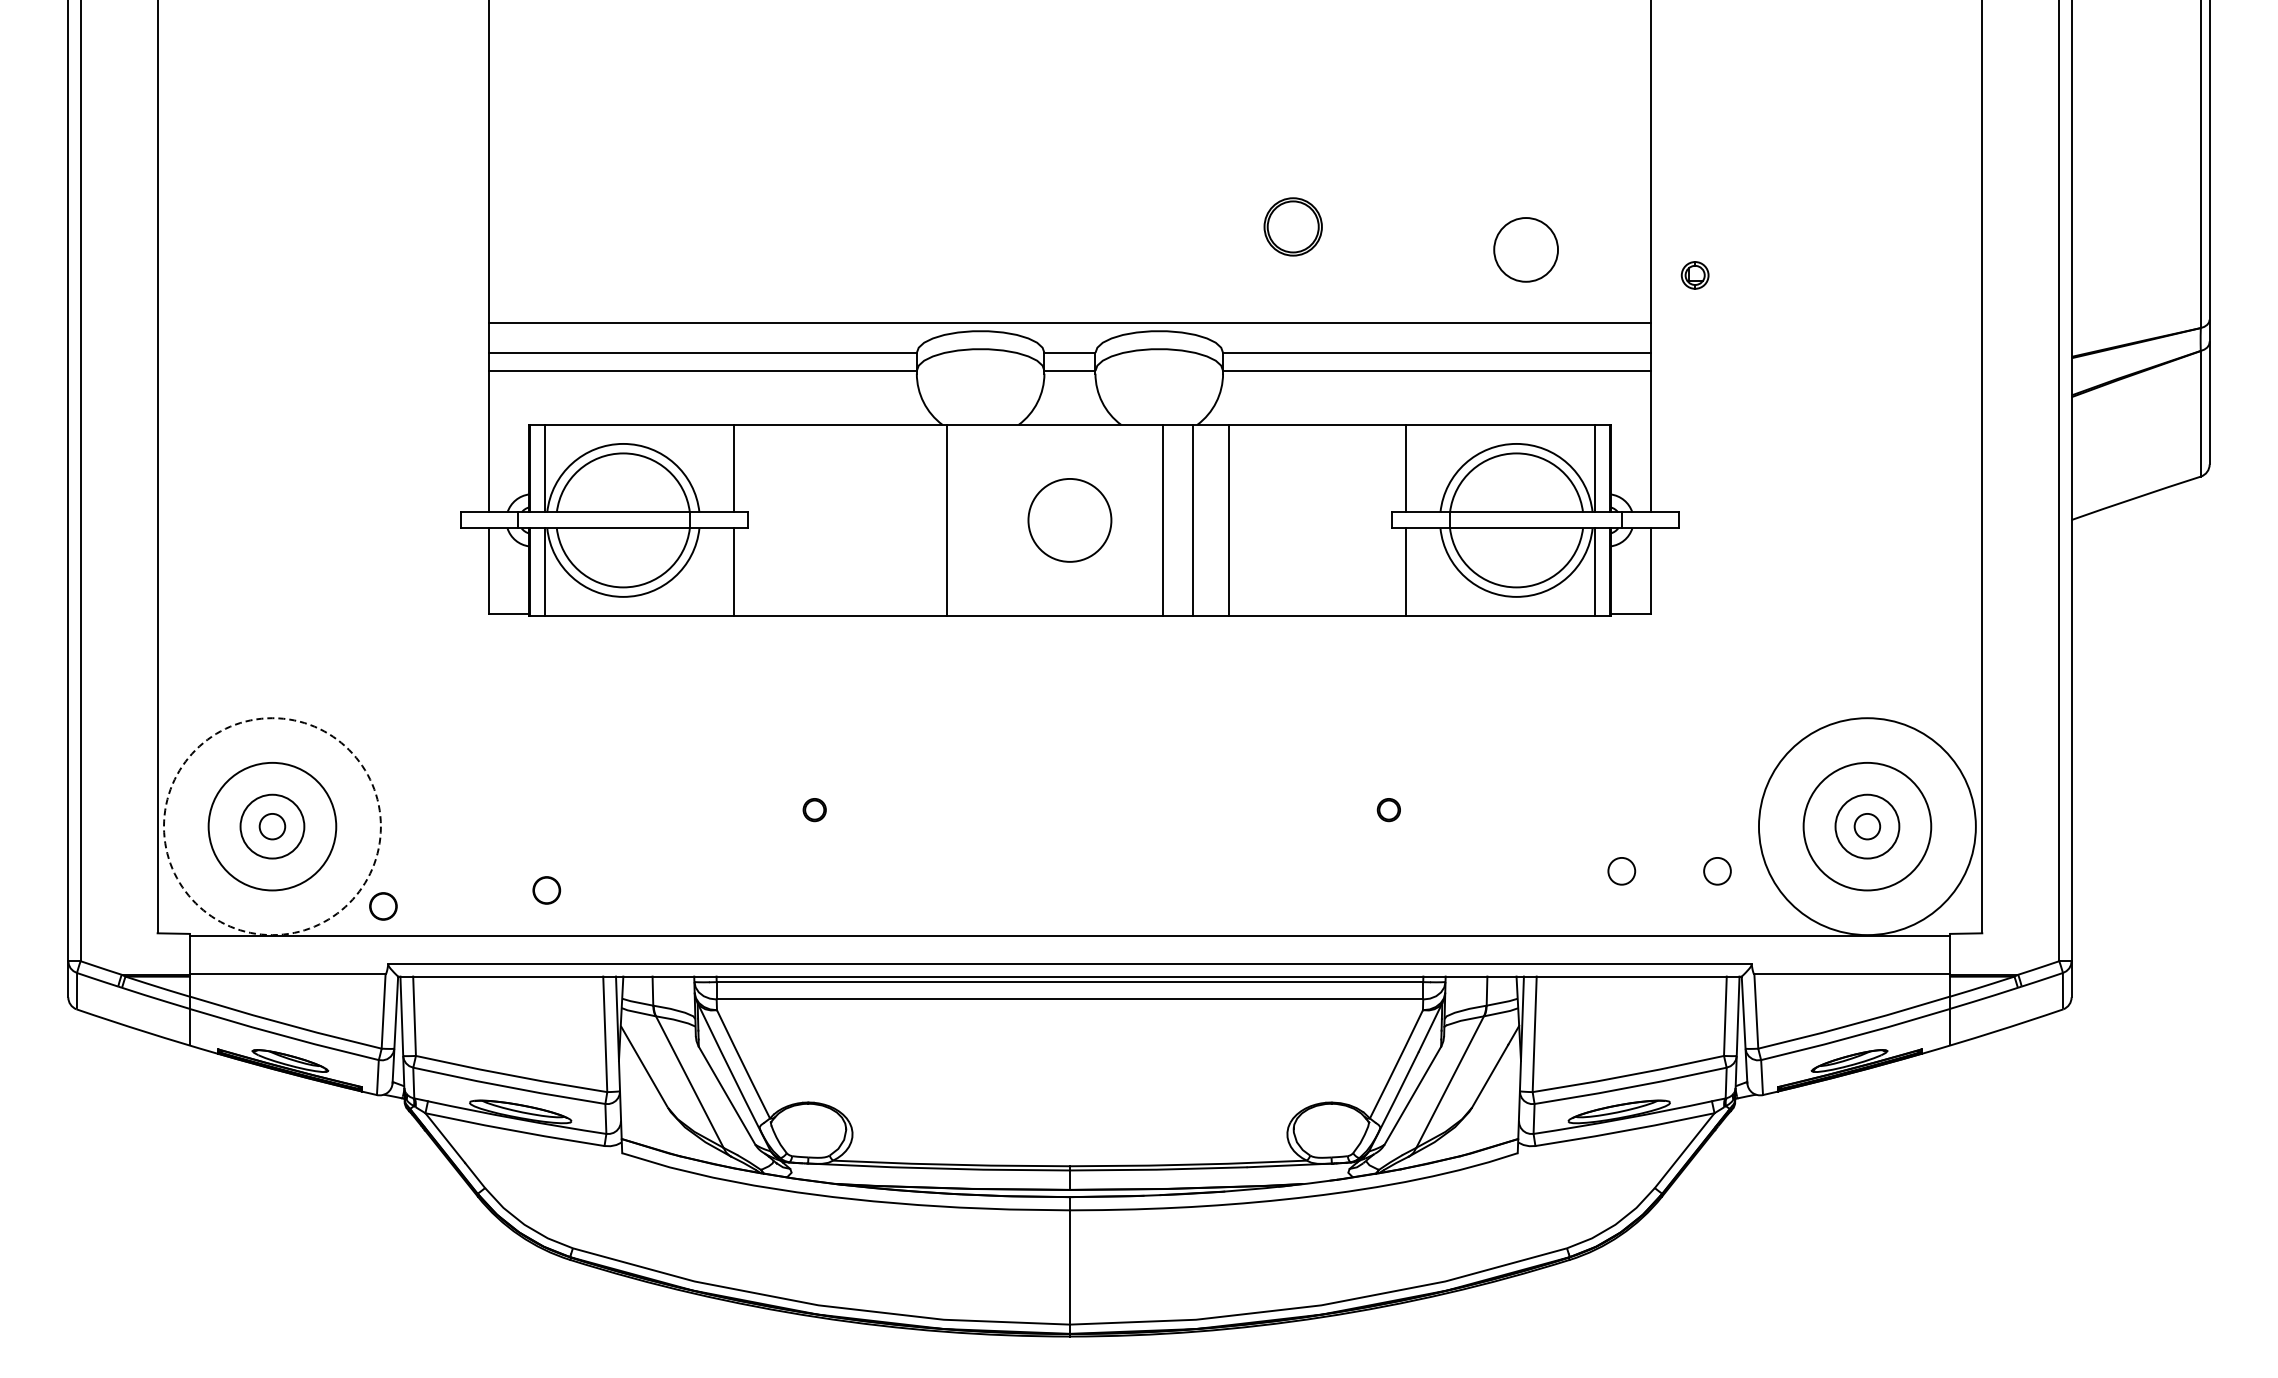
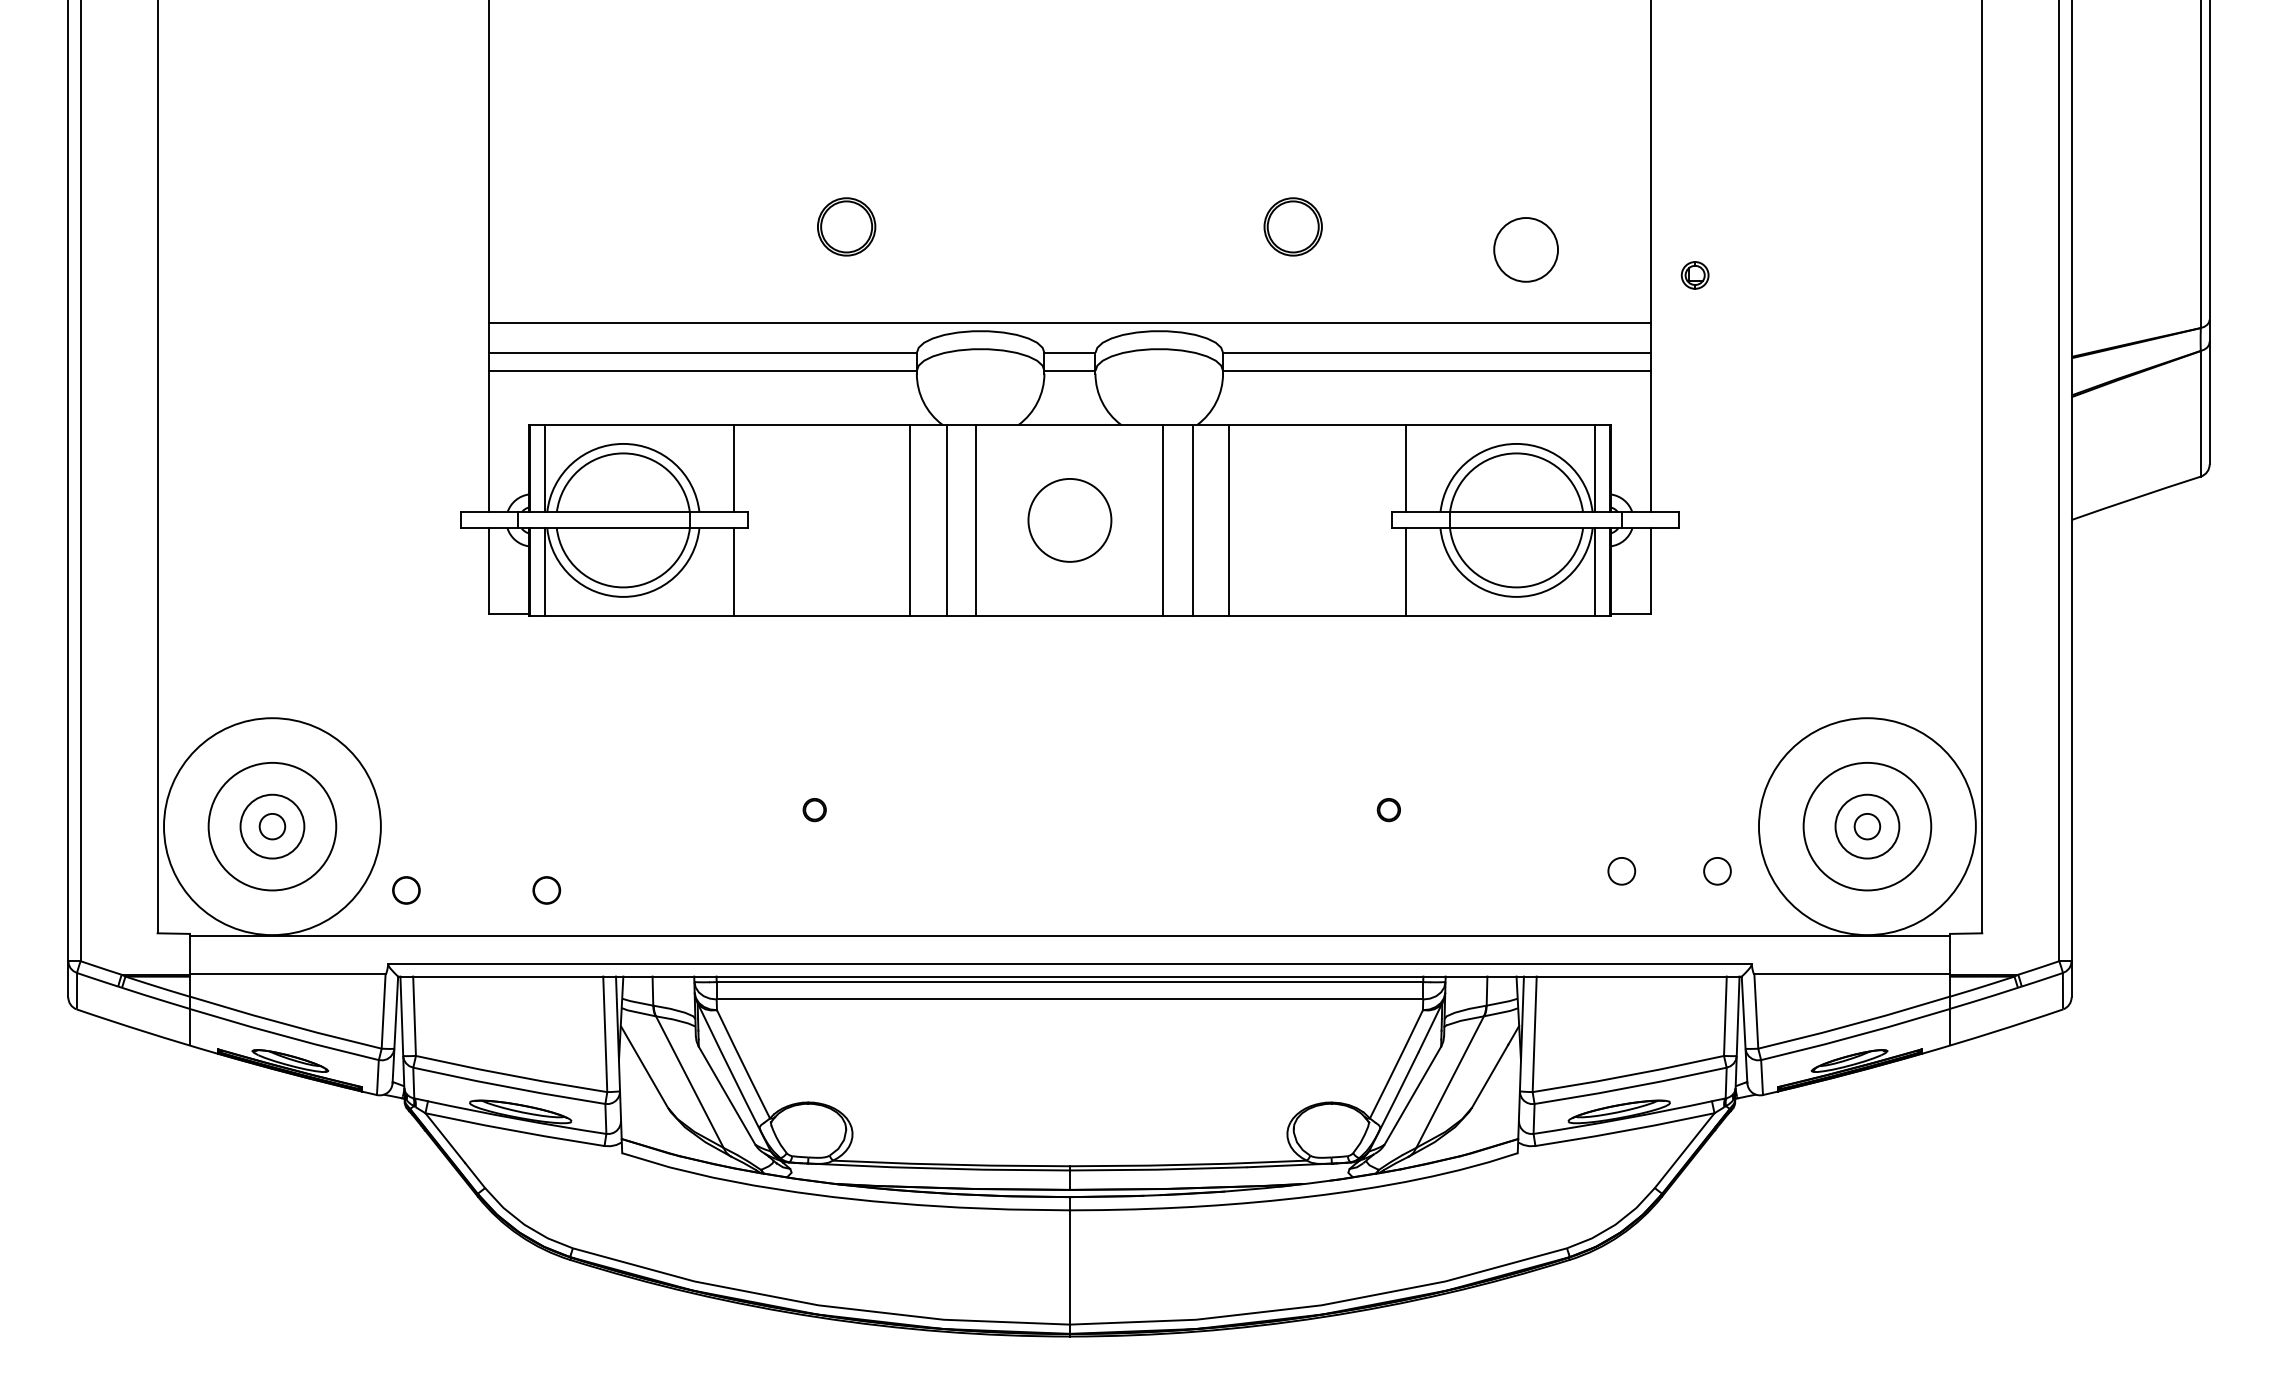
part: none -> present (846, 226)
line: none -> present (910, 520)
line: none -> present (976, 520)
circle: dashed -> solid (272, 826)
circle position: (383, 906) -> (406, 890) (406, 890)
